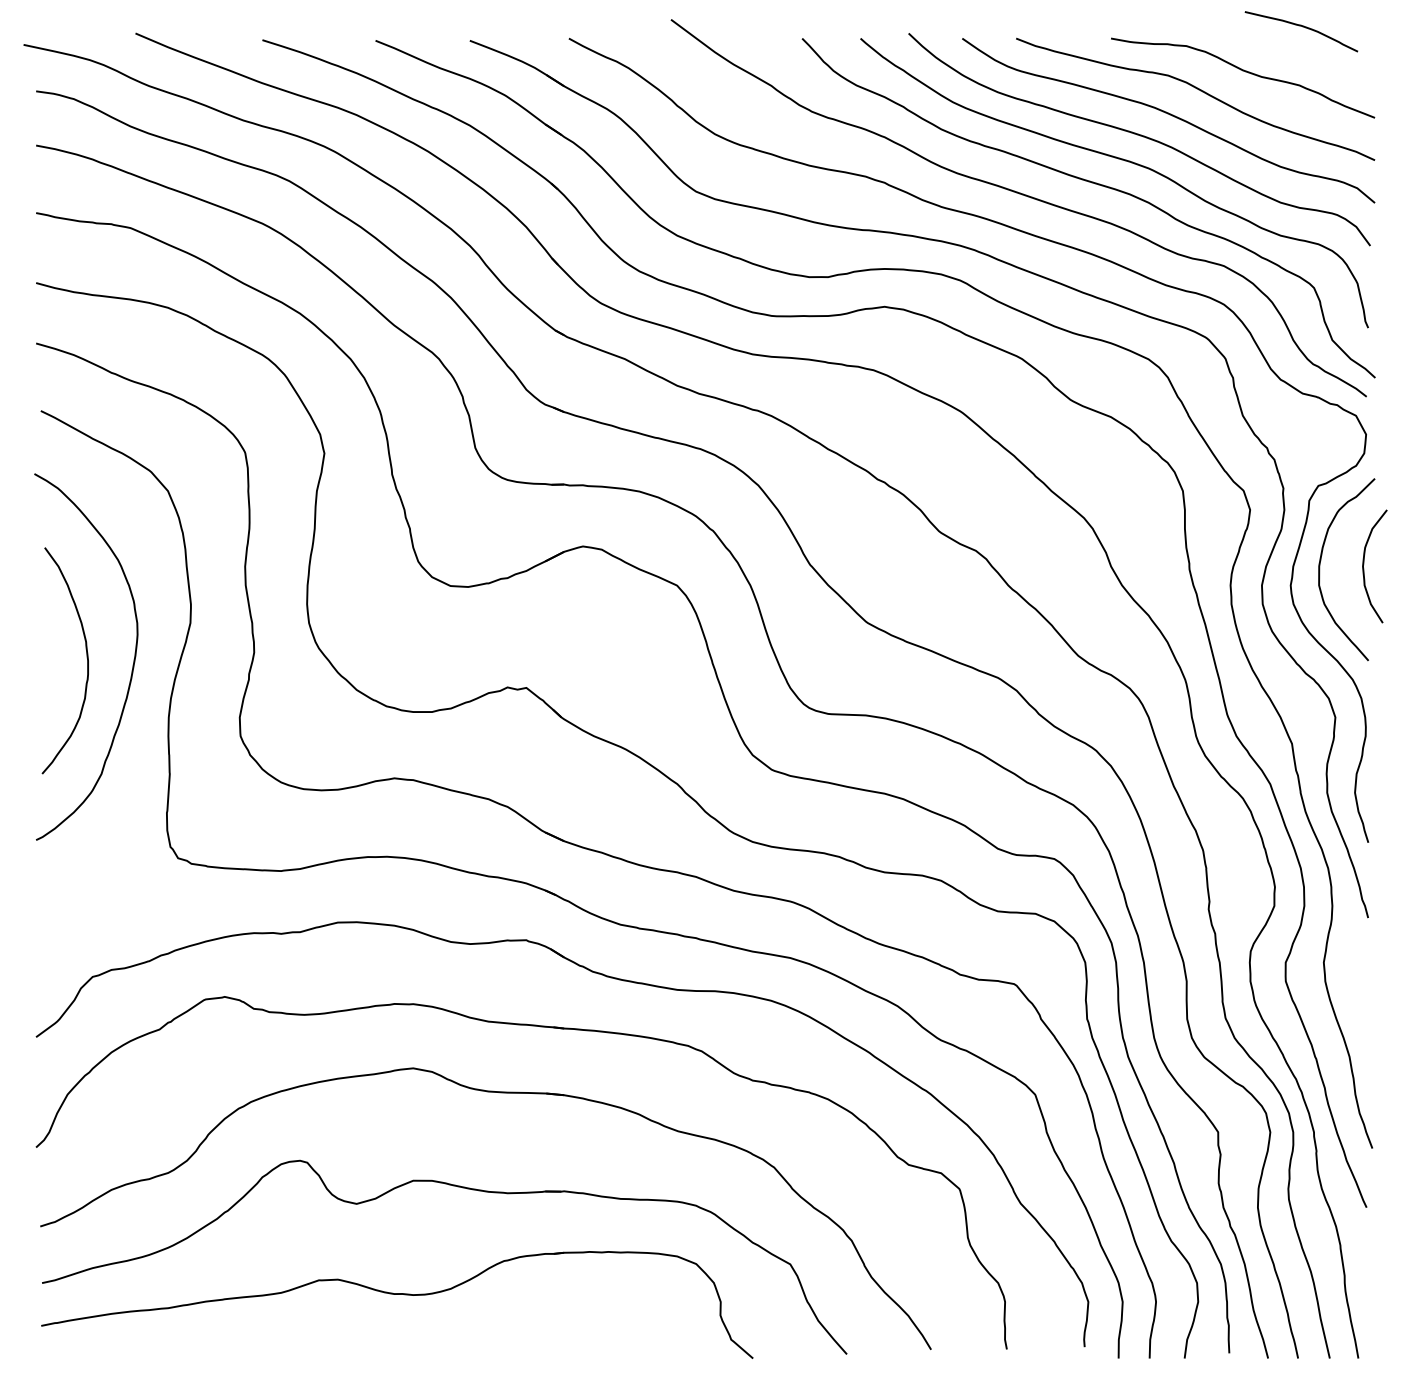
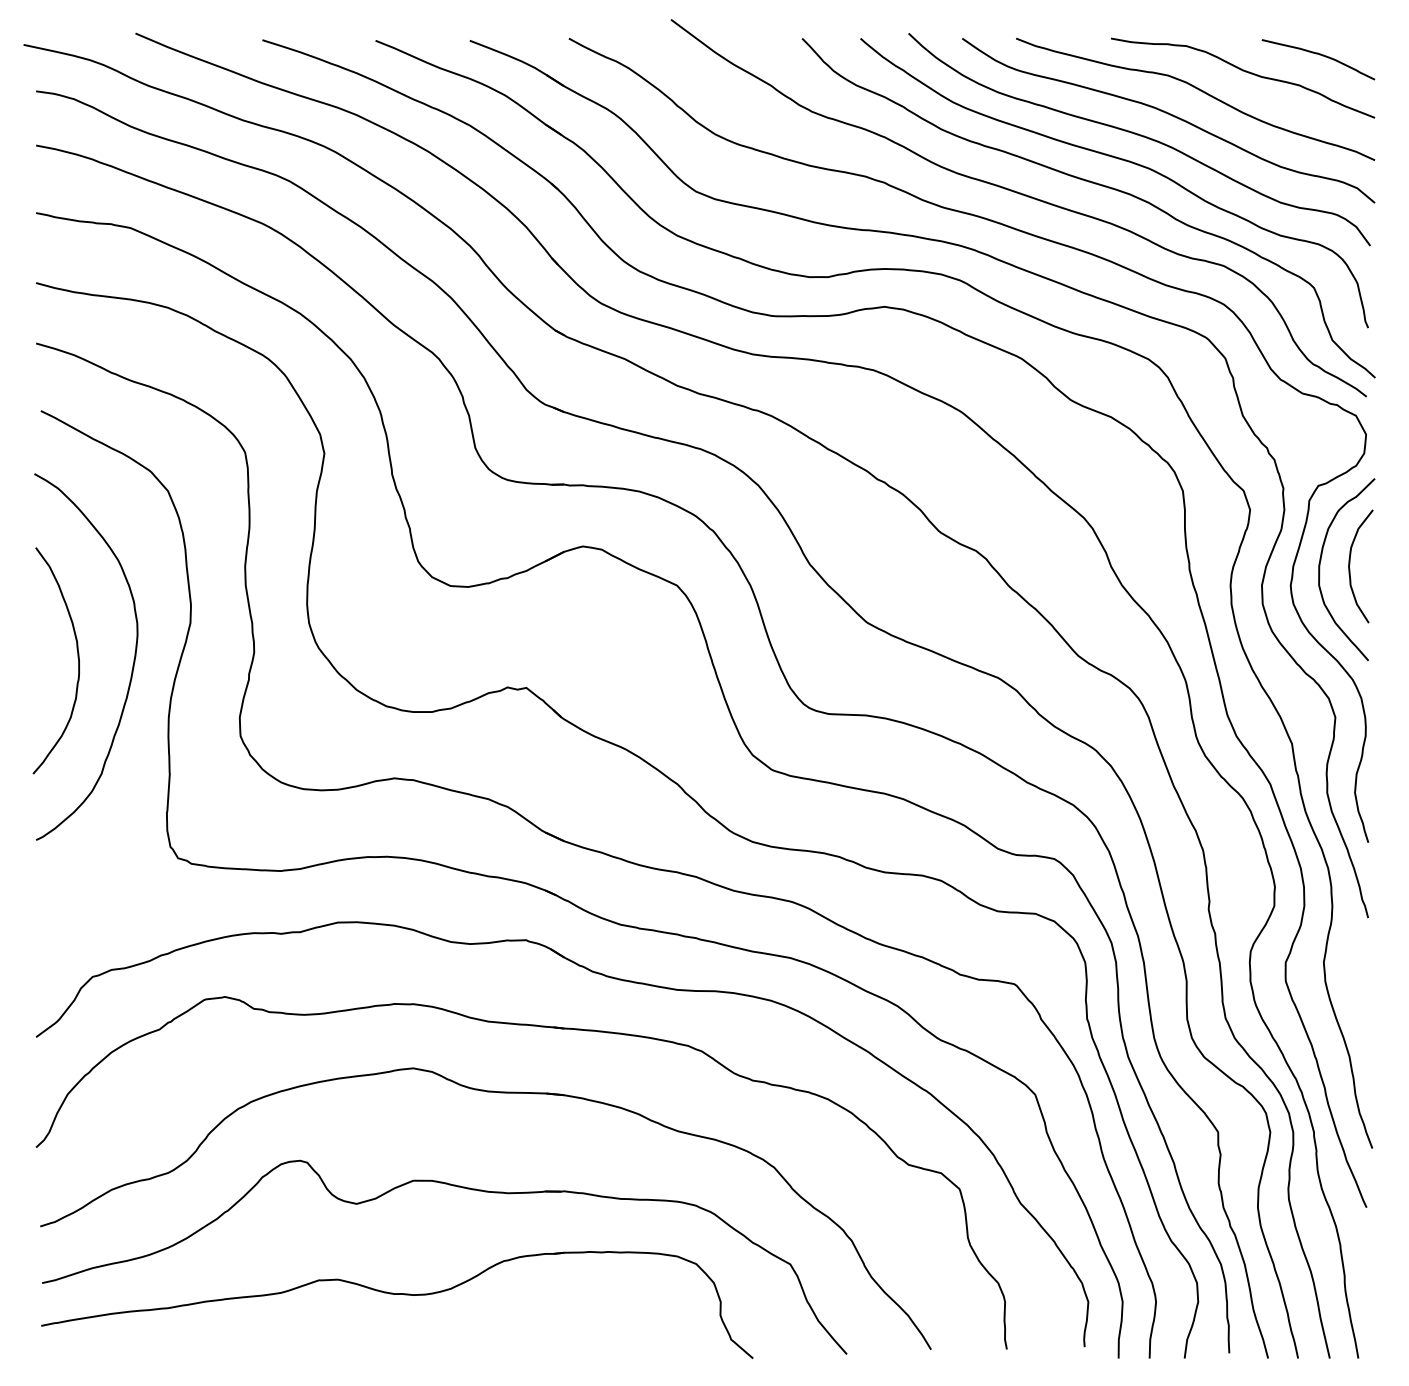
curve position: (1302, 27) -> (1319, 55) (1319, 55)
curve position: (1364, 564) -> (1350, 564) (1350, 564)
curve position: (86, 657) -> (77, 657) (77, 657)
